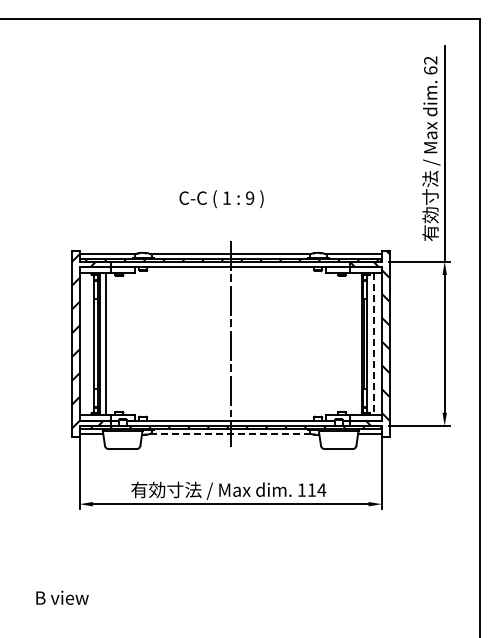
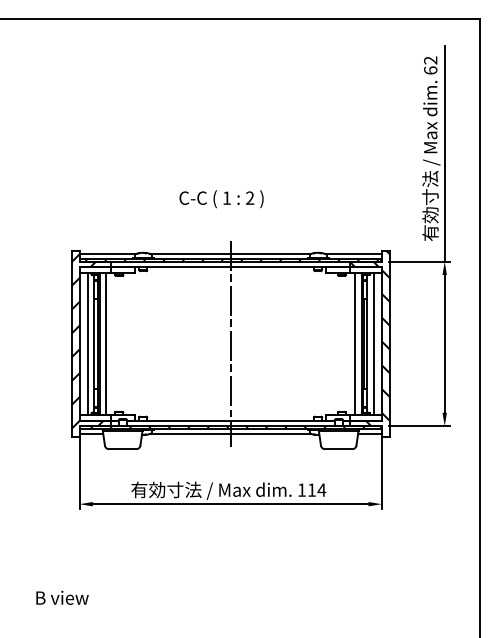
text: 9 -> 2 (250, 198)
line: none -> present (87, 343)
line: none -> present (355, 343)
line: dashed -> solid (373, 344)
line: dashed -> solid (230, 434)
